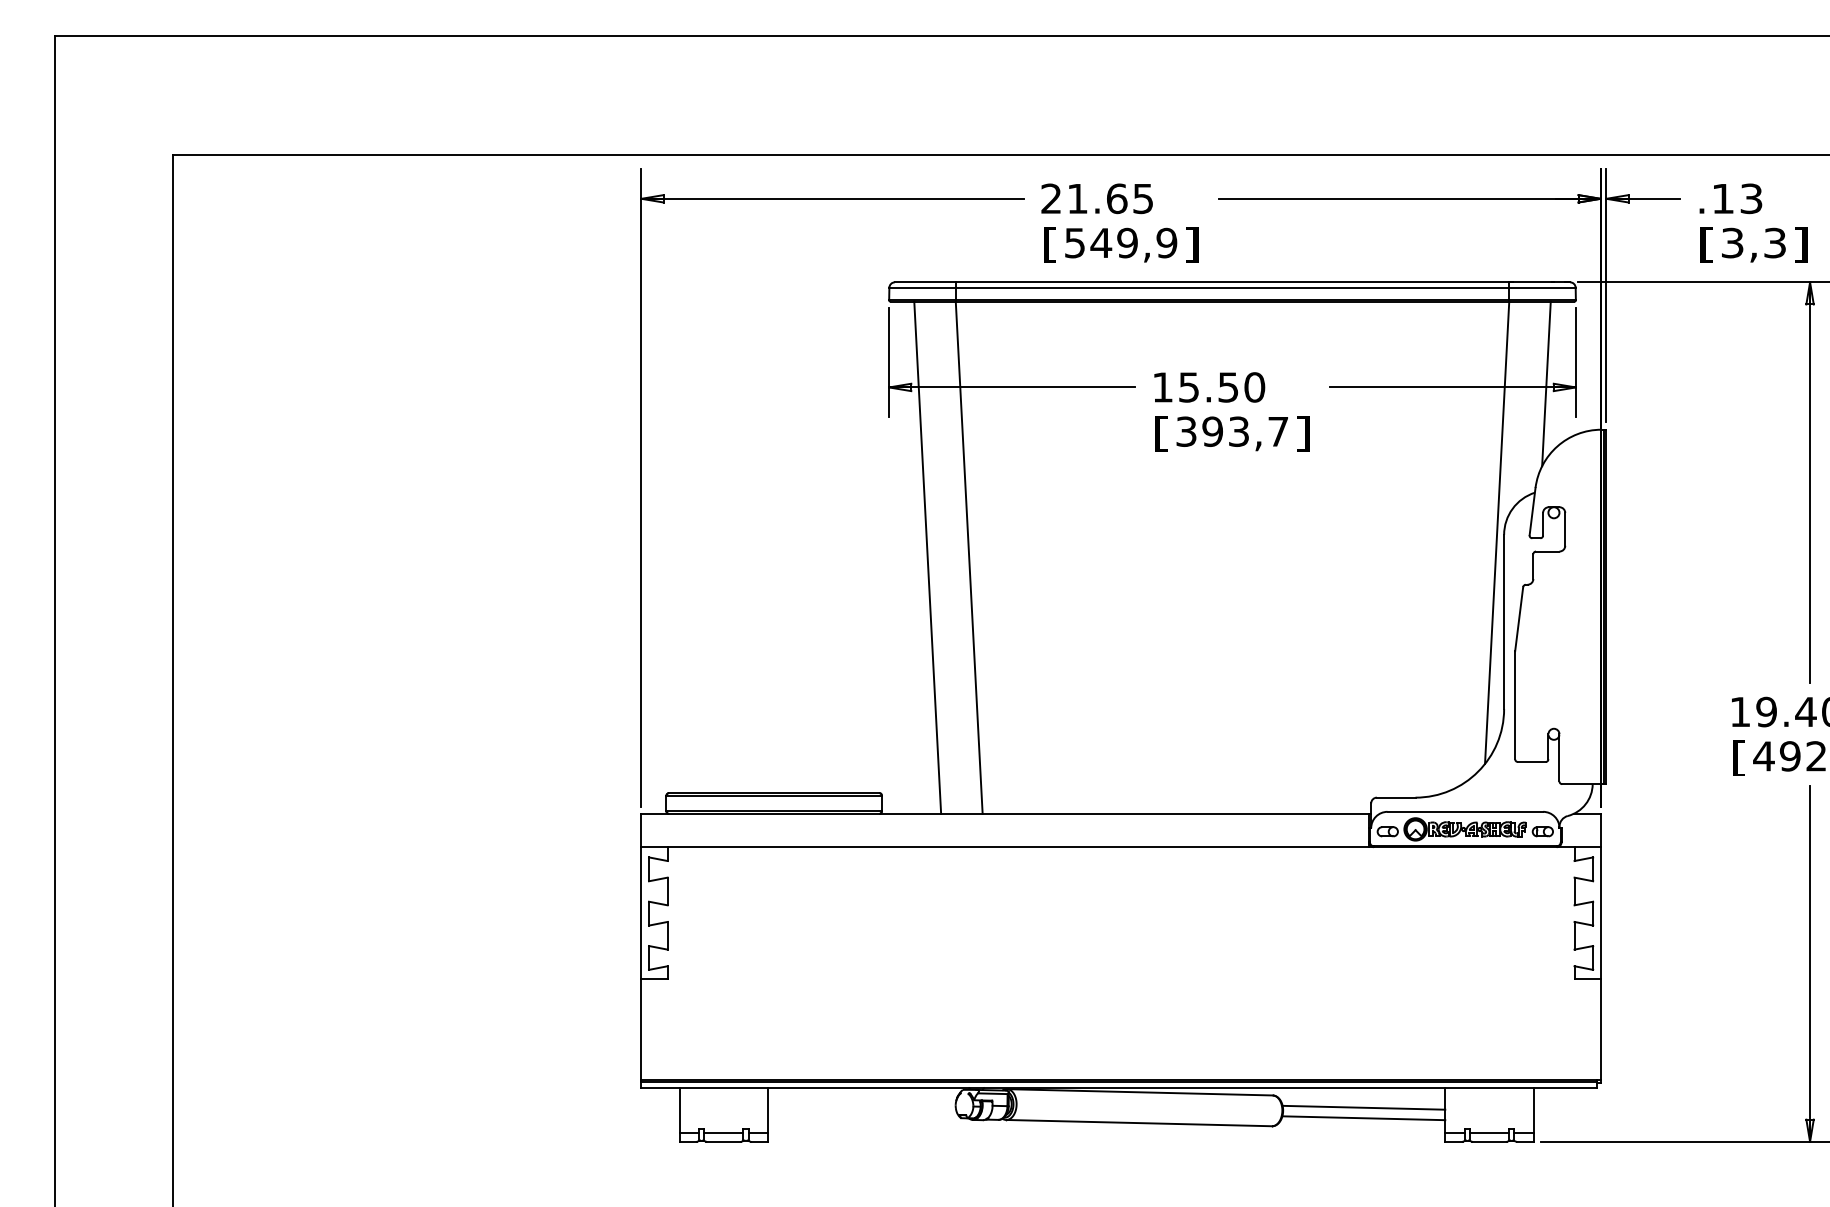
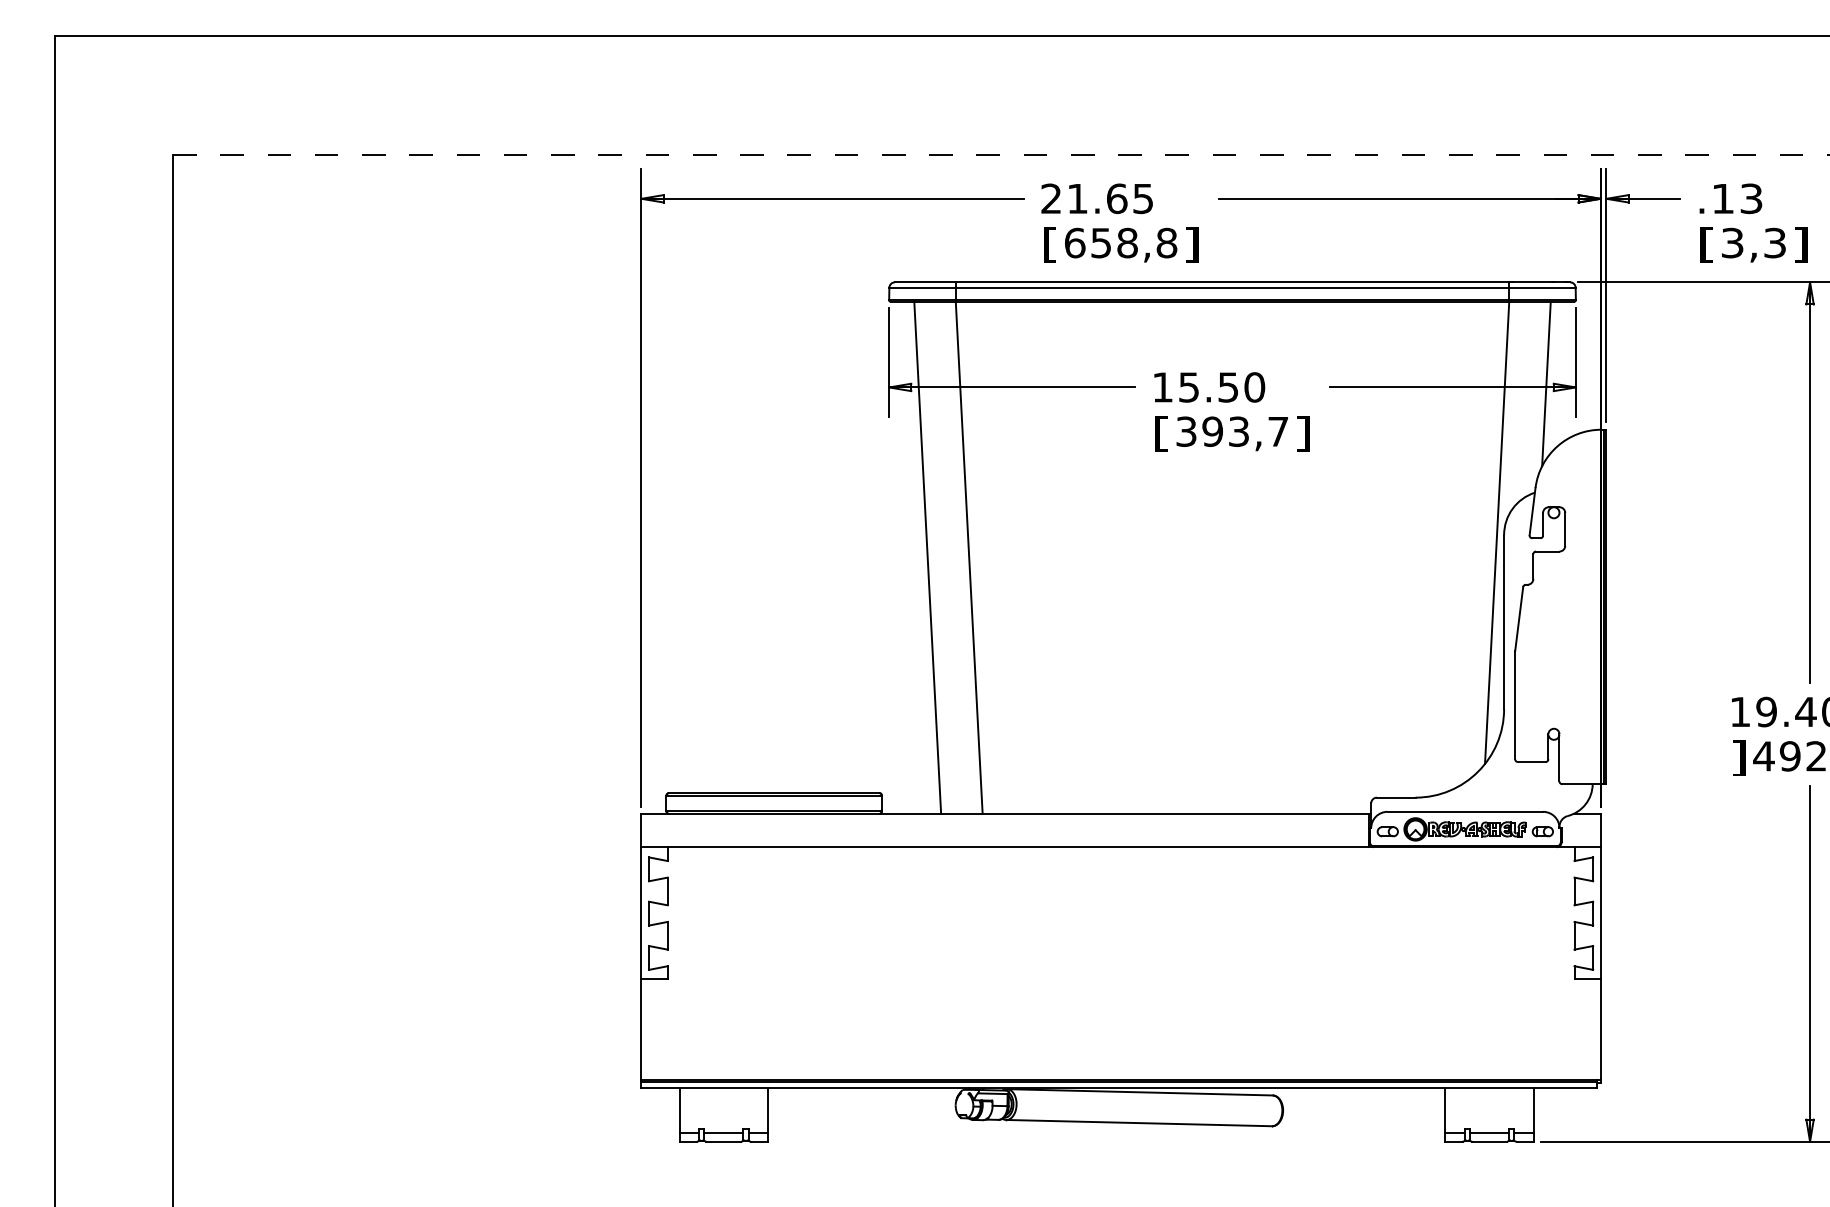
line: solid -> dashed (1001, 154)
text: 549,9 -> 658,8 (1121, 242)
text: [ -> ] (1739, 757)
line: present -> none (1363, 1107)
line: present -> none (1363, 1118)
